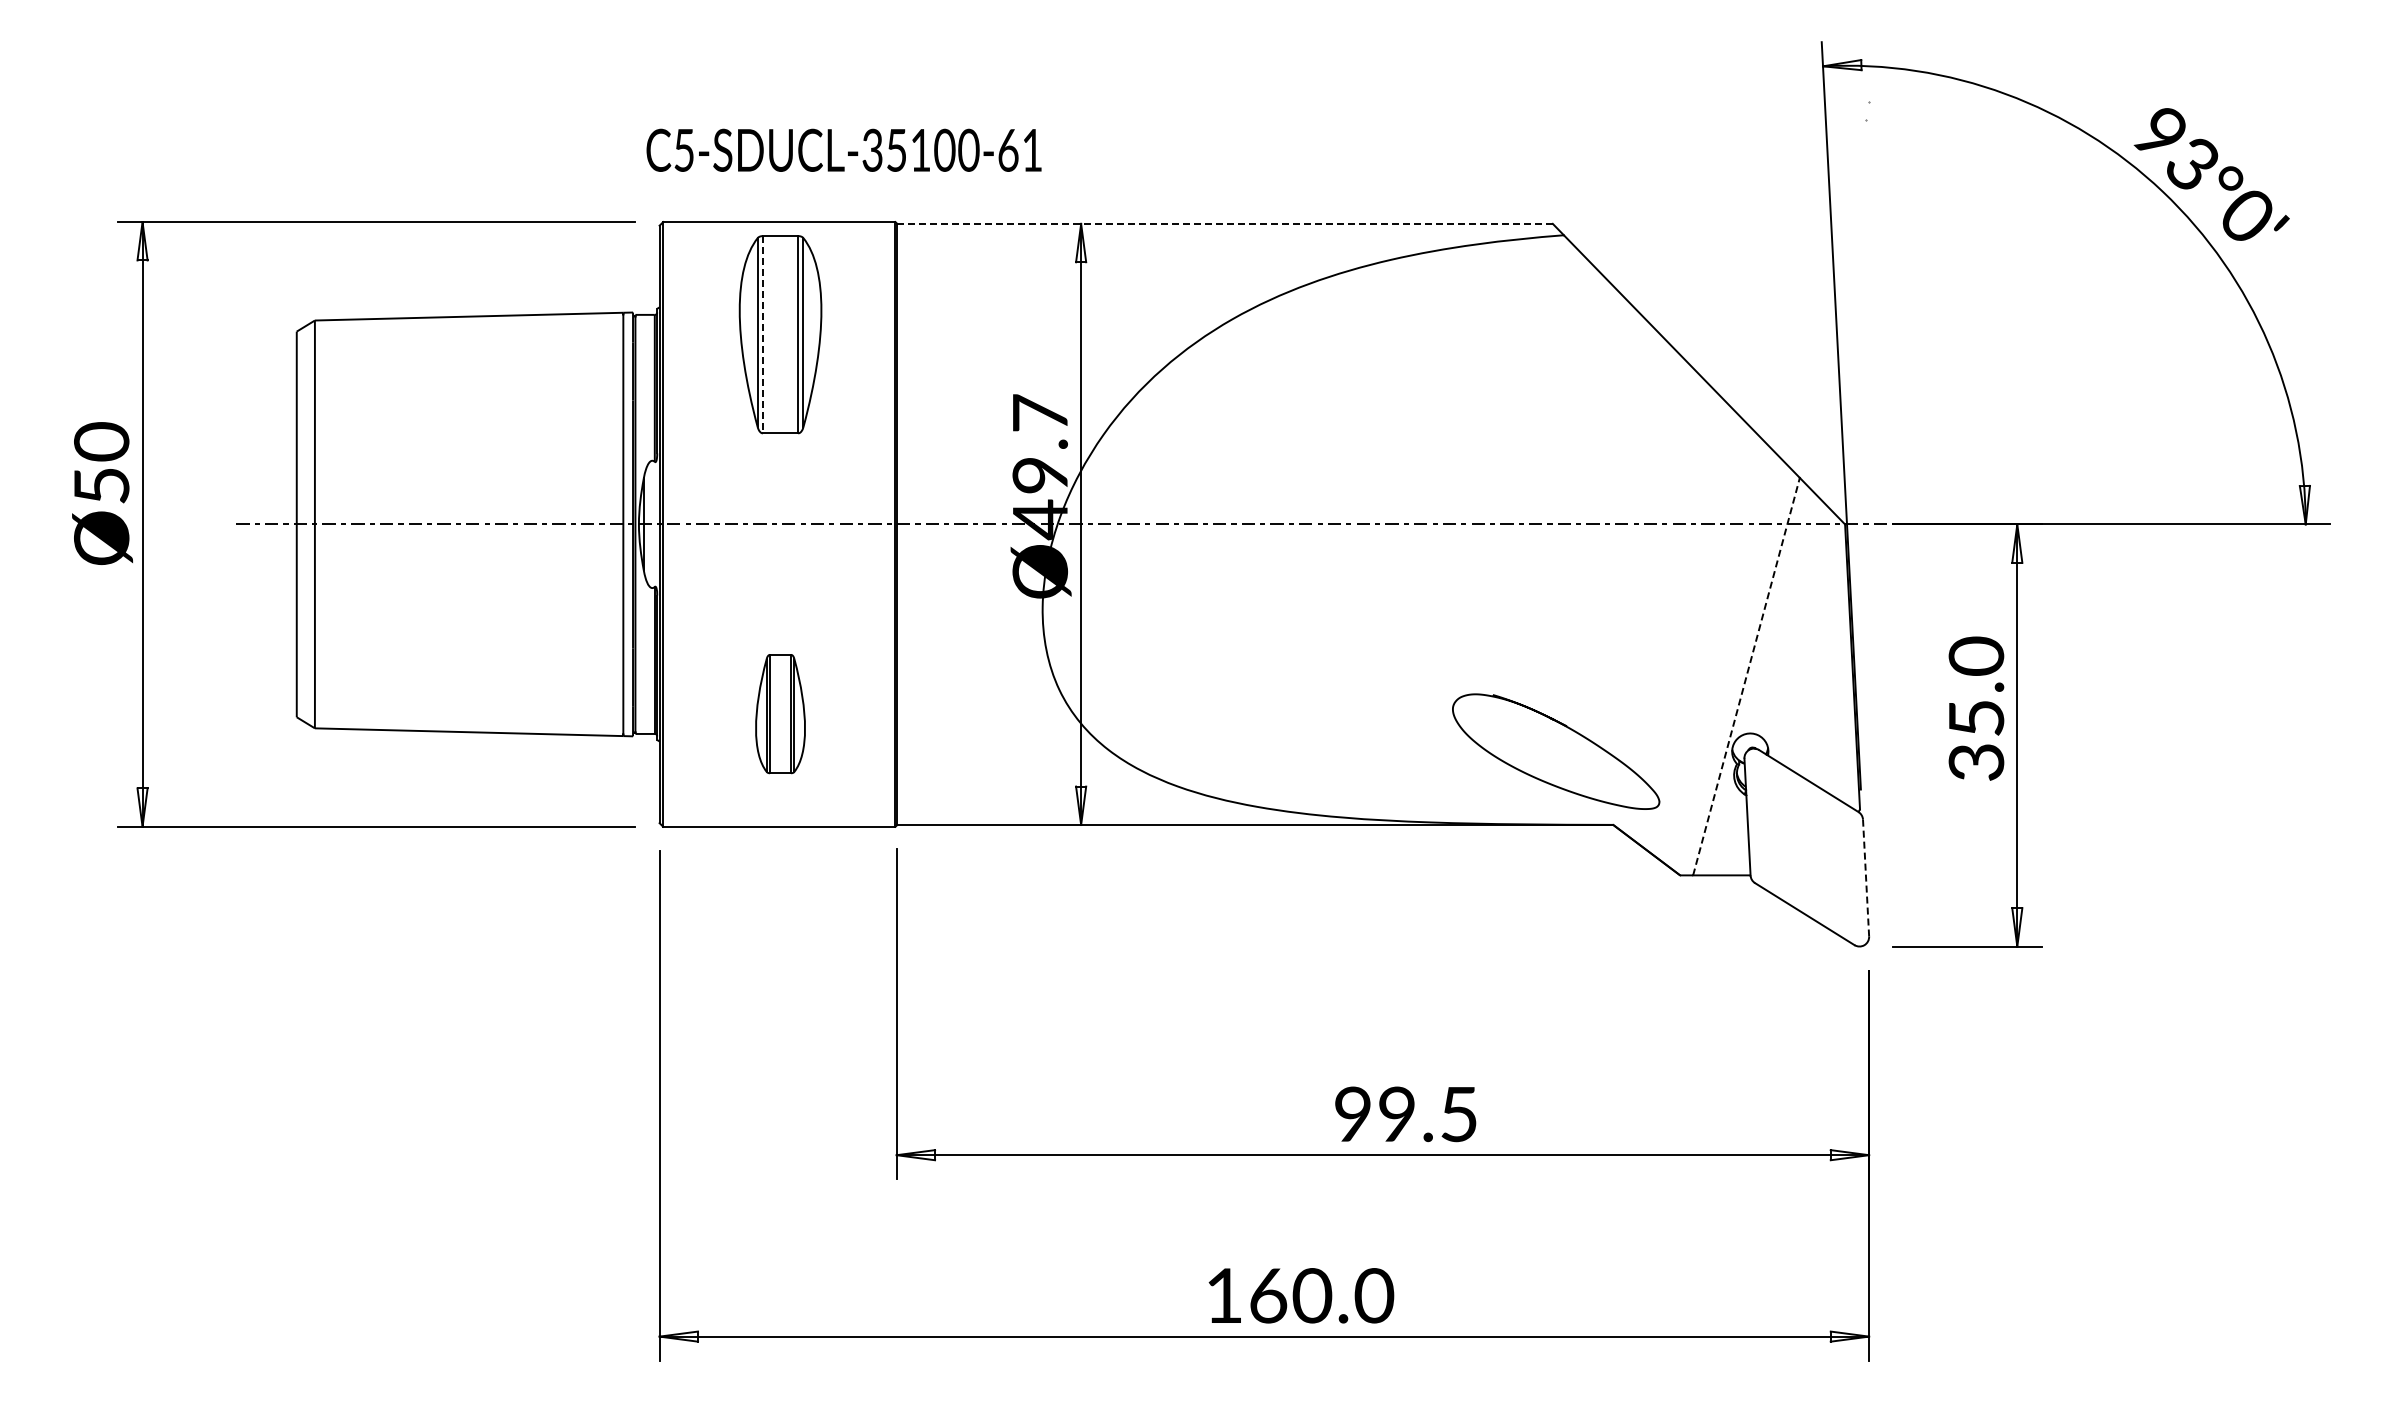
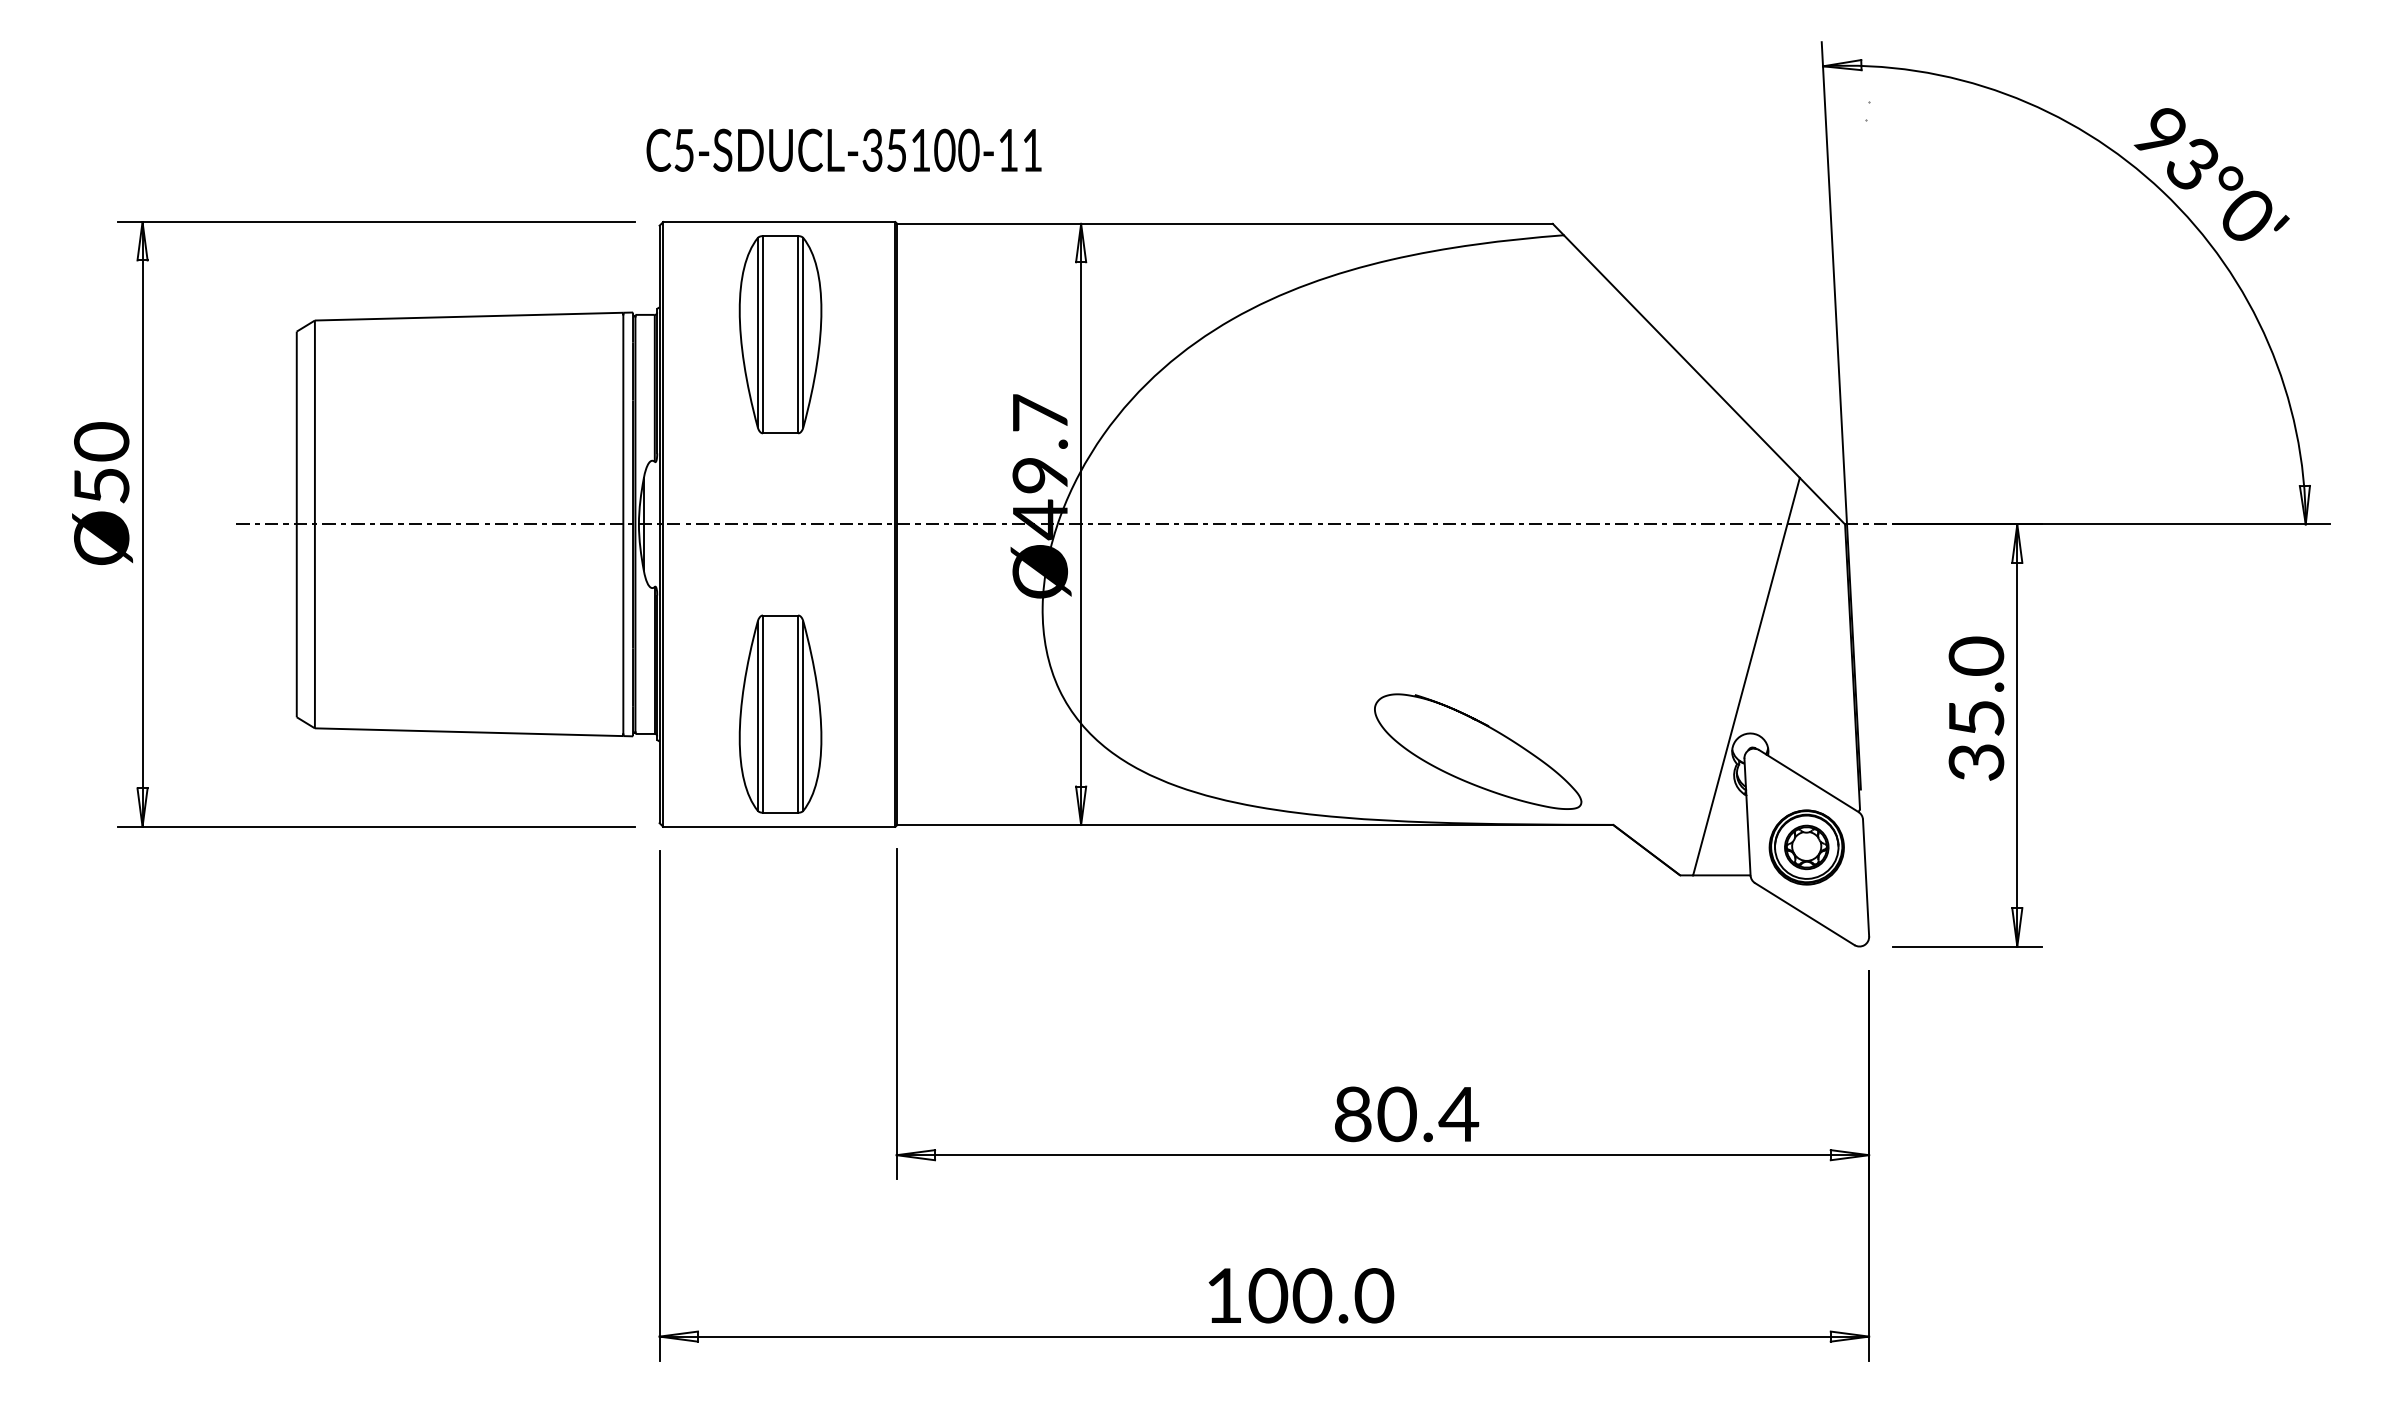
text: C5-SDUCL-35100-61 -> C5-SDUCL-35100-11 (1008, 150)
line: dashed -> solid (1225, 223)
line: dashed -> solid (762, 334)
line: dashed -> solid (1746, 676)
part size: 51x121 px -> 85x200 px (780, 713)
curve position: (1567, 728) -> (1489, 728) (1489, 728)
part: none -> present (1806, 847)
line: dashed -> solid (1866, 878)
text: 99.5 -> 80.4 (1407, 1114)
text: 160.0 -> 100.0 (1268, 1295)
